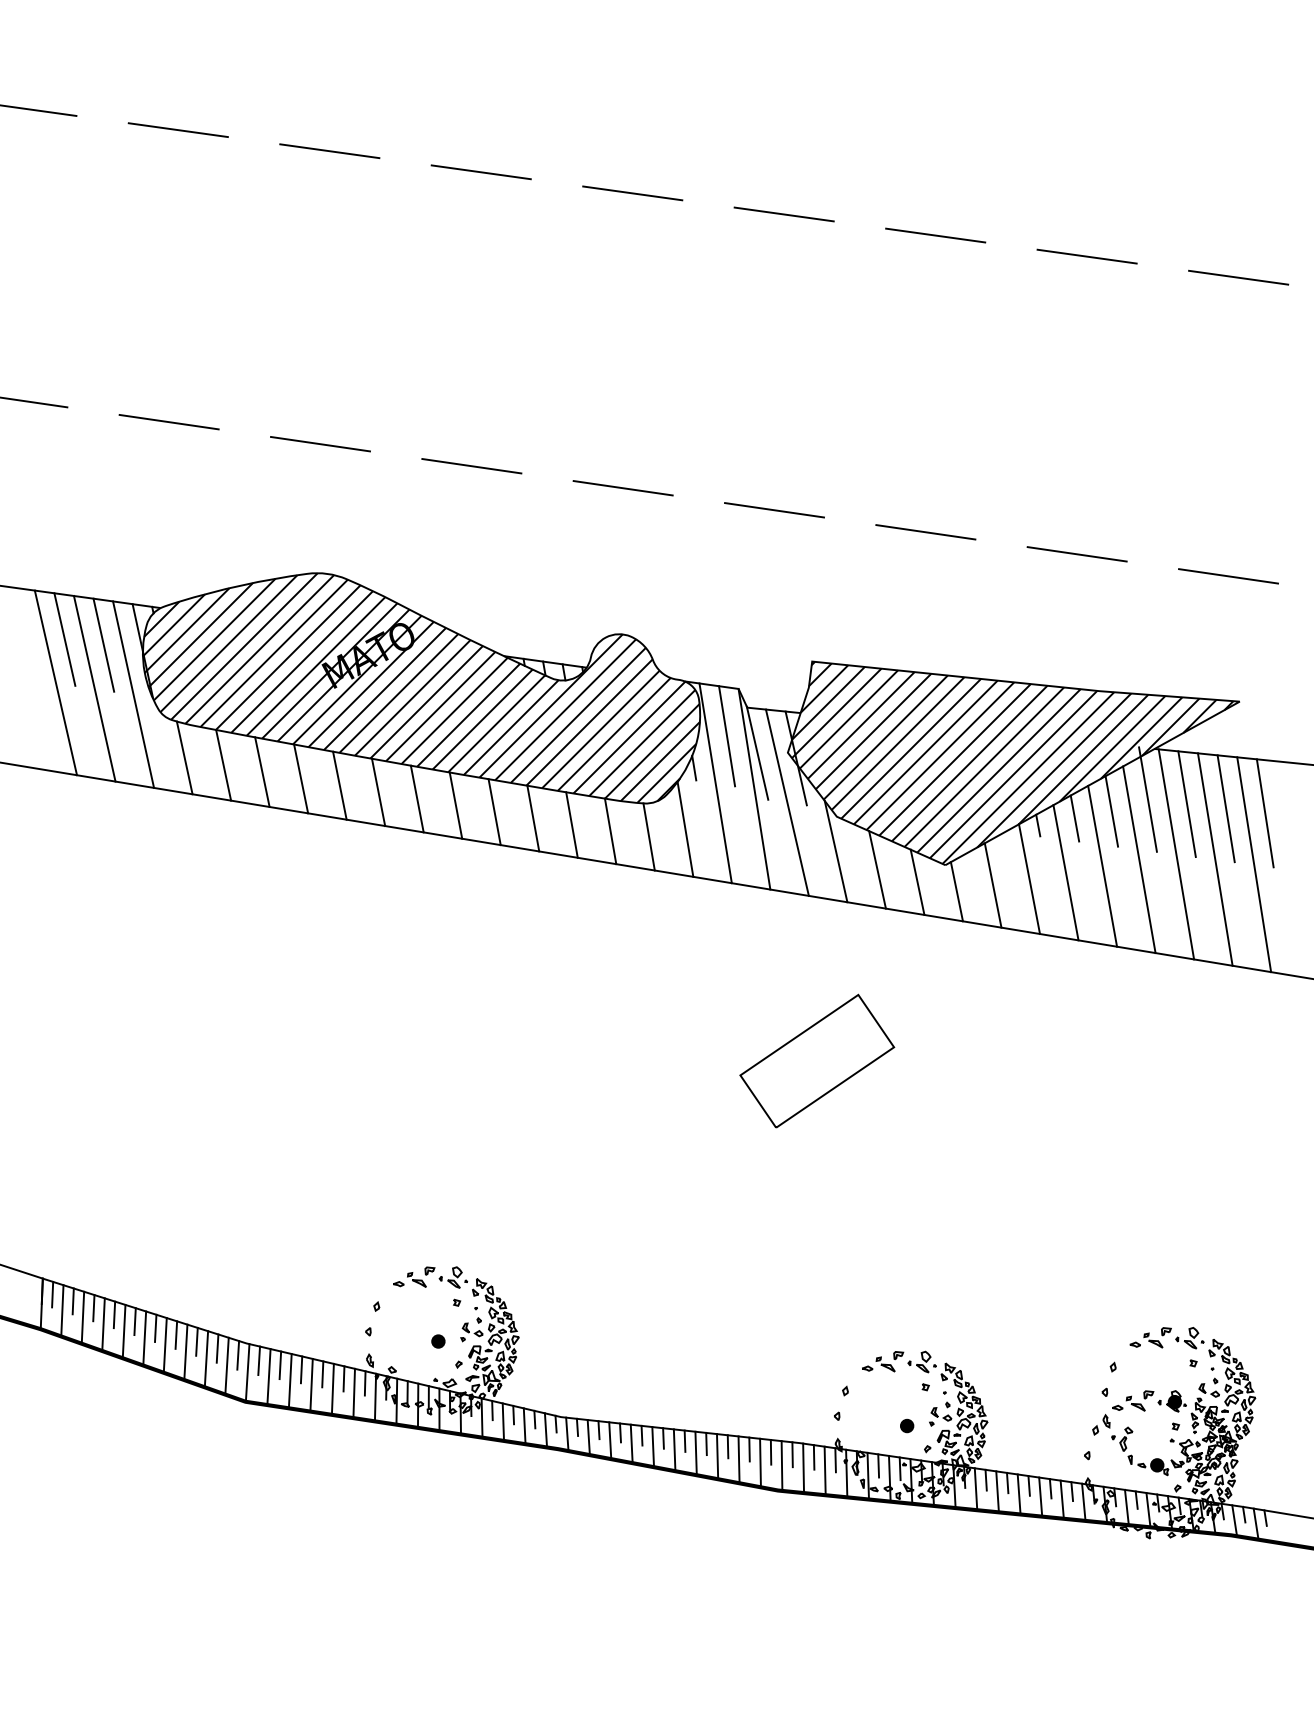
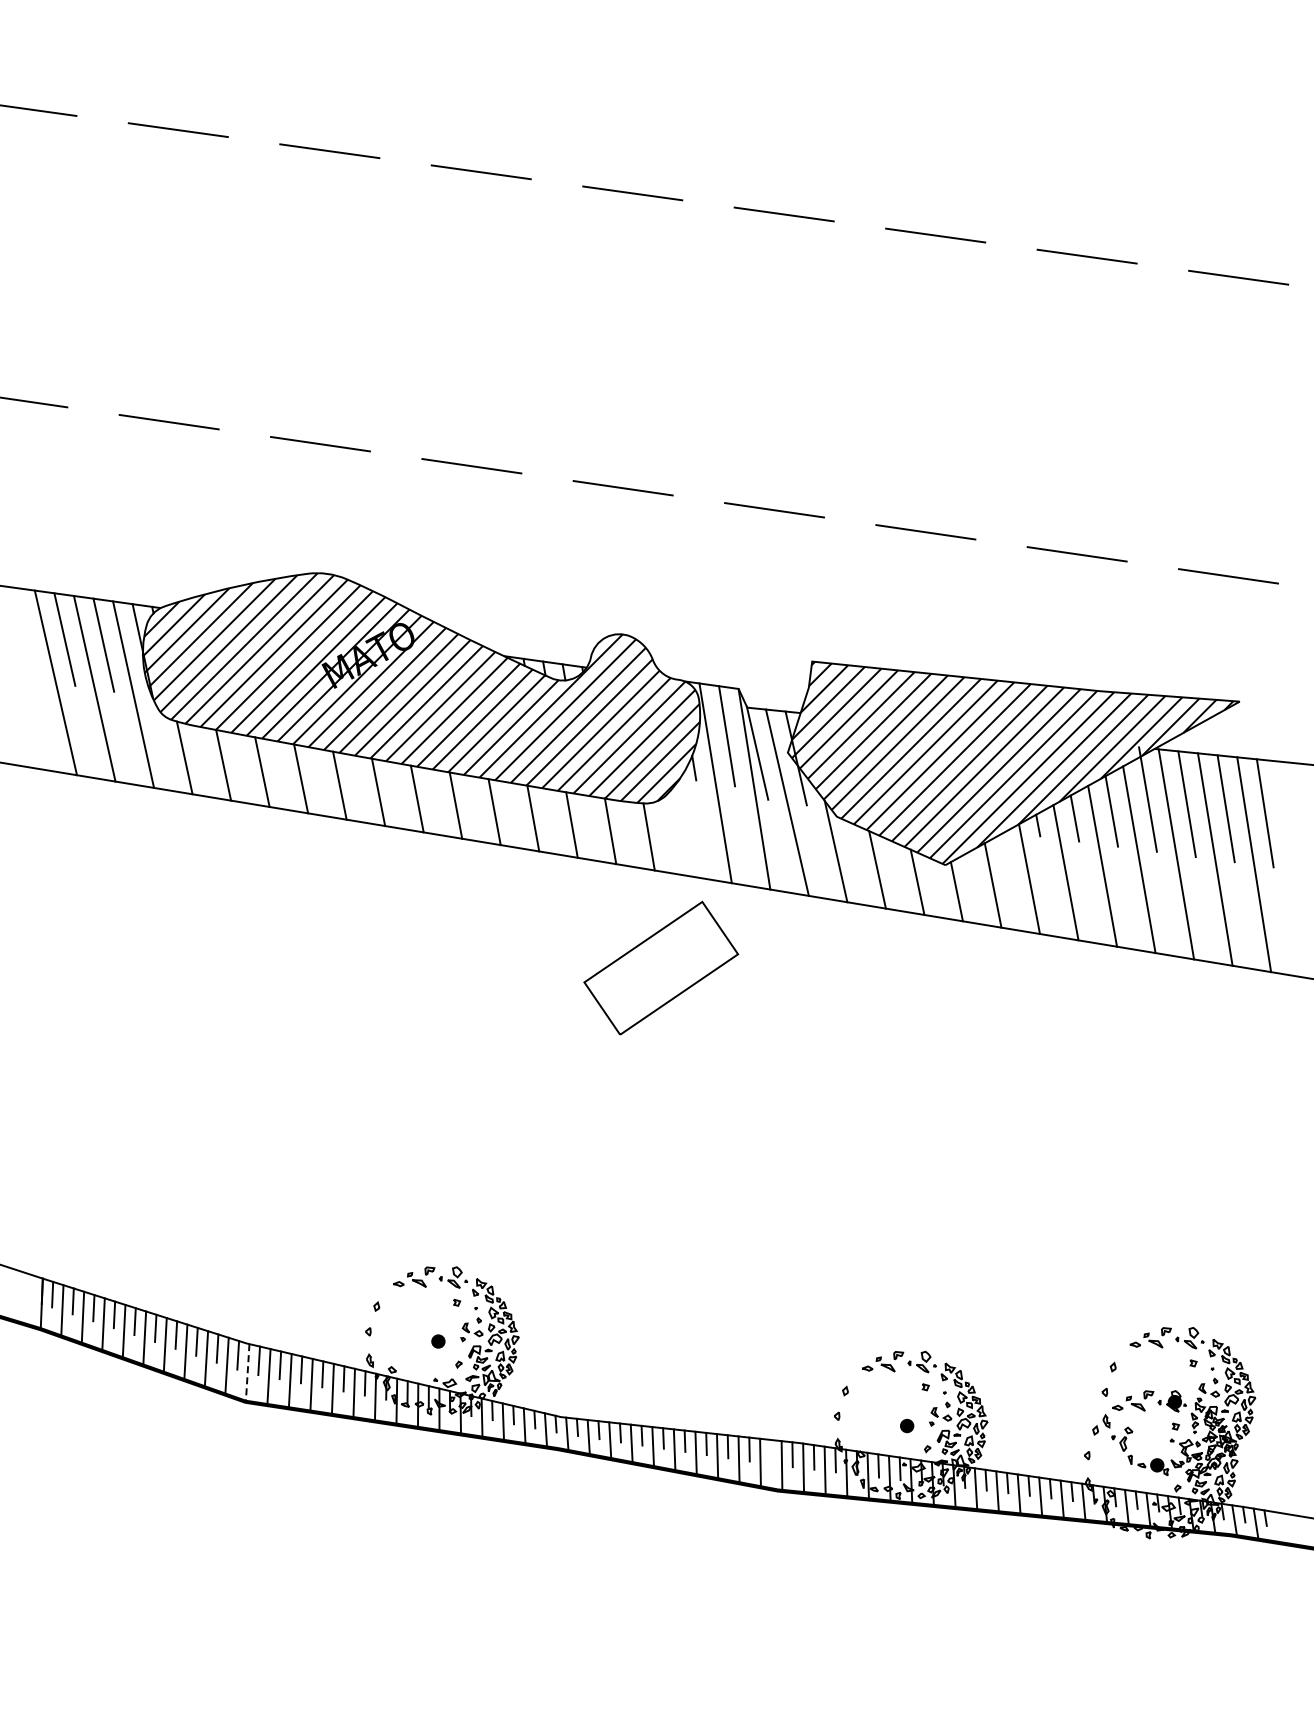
line: present -> none (685, 829)
part position: (817, 1060) -> (661, 967) (661, 967)
line: solid -> dashed (247, 1372)
line: present -> none (770, 1451)
